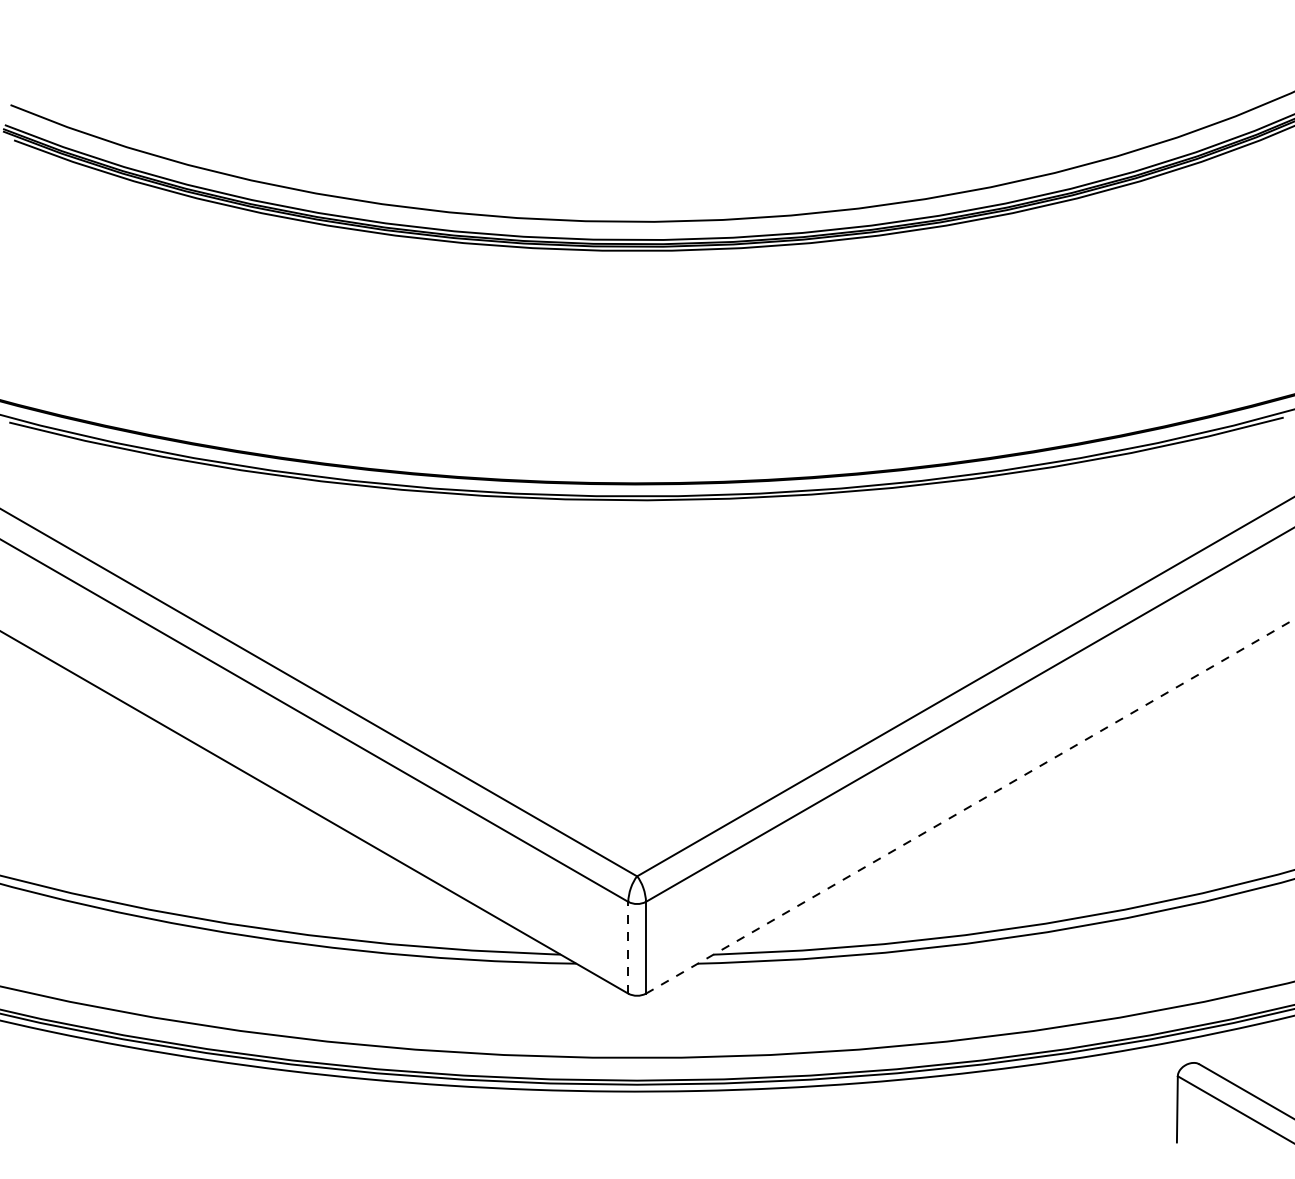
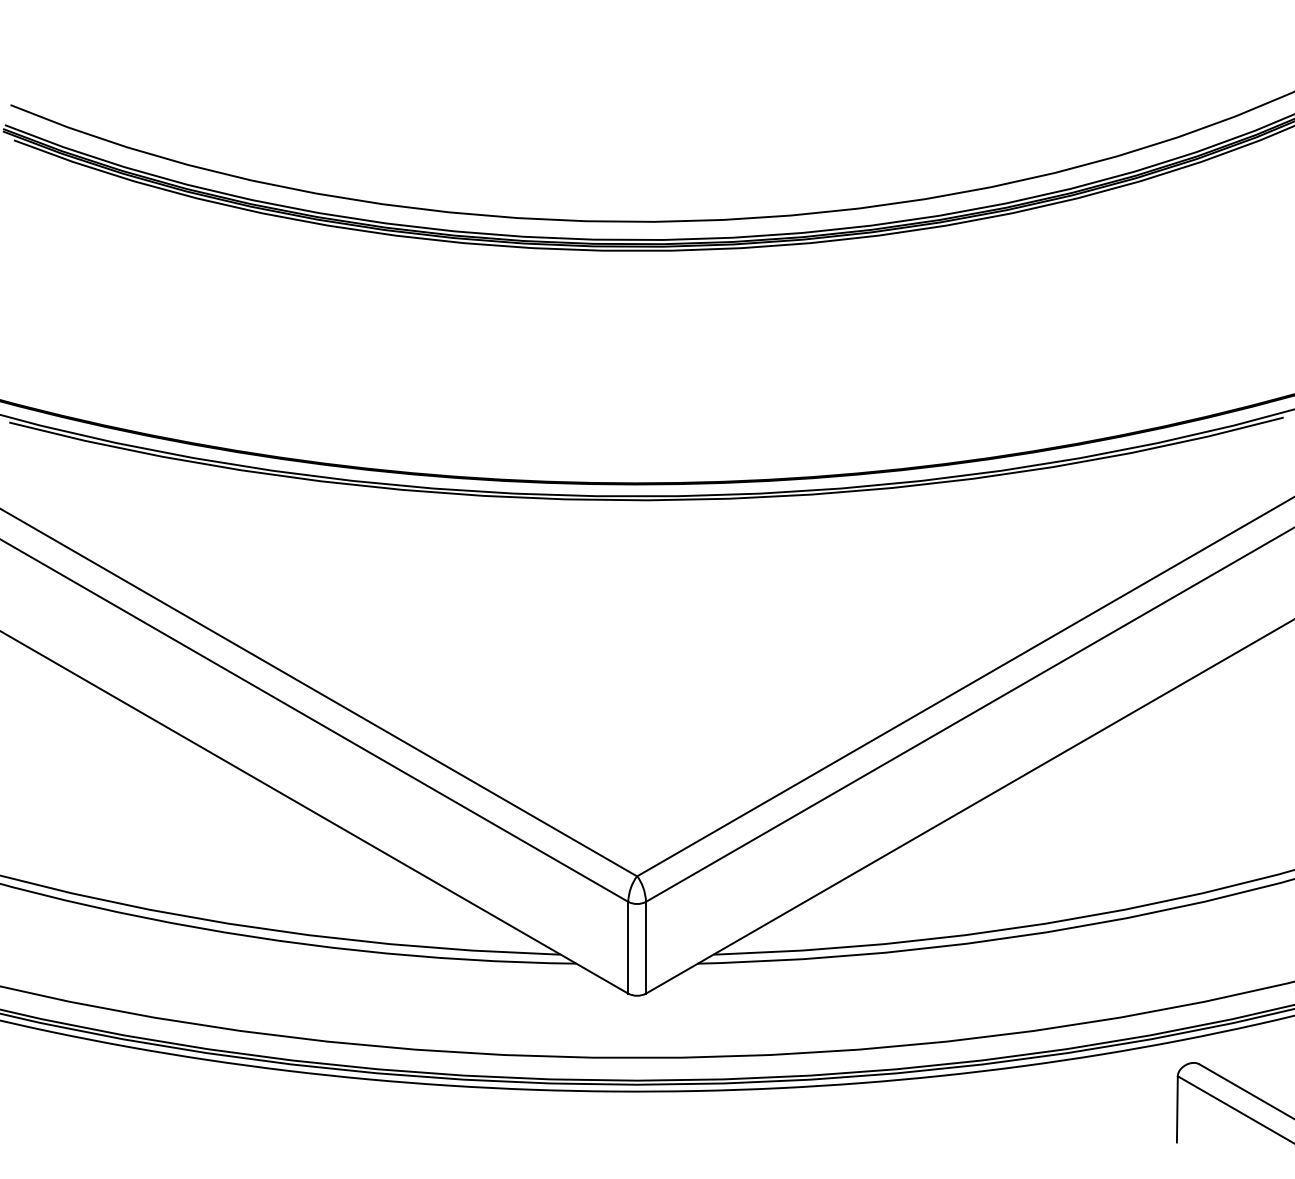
line: dashed -> solid (970, 806)
line: dashed -> solid (628, 947)
